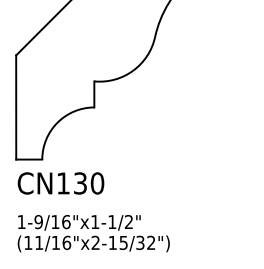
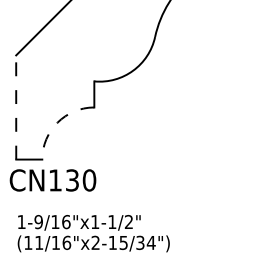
line: solid -> dashed (16, 107)
arc: solid -> dashed (57, 122)
text position: (60, 183) -> (52, 180) (52, 180)
text: (11/16"x2-15/32") -> (11/16"x2-15/34") (150, 242)
